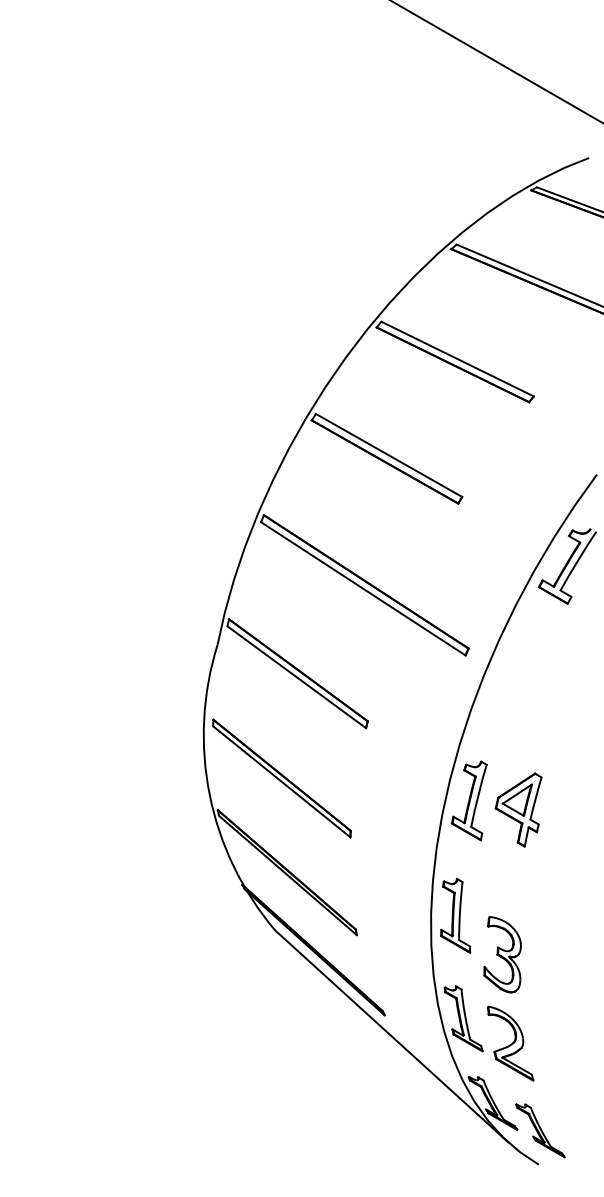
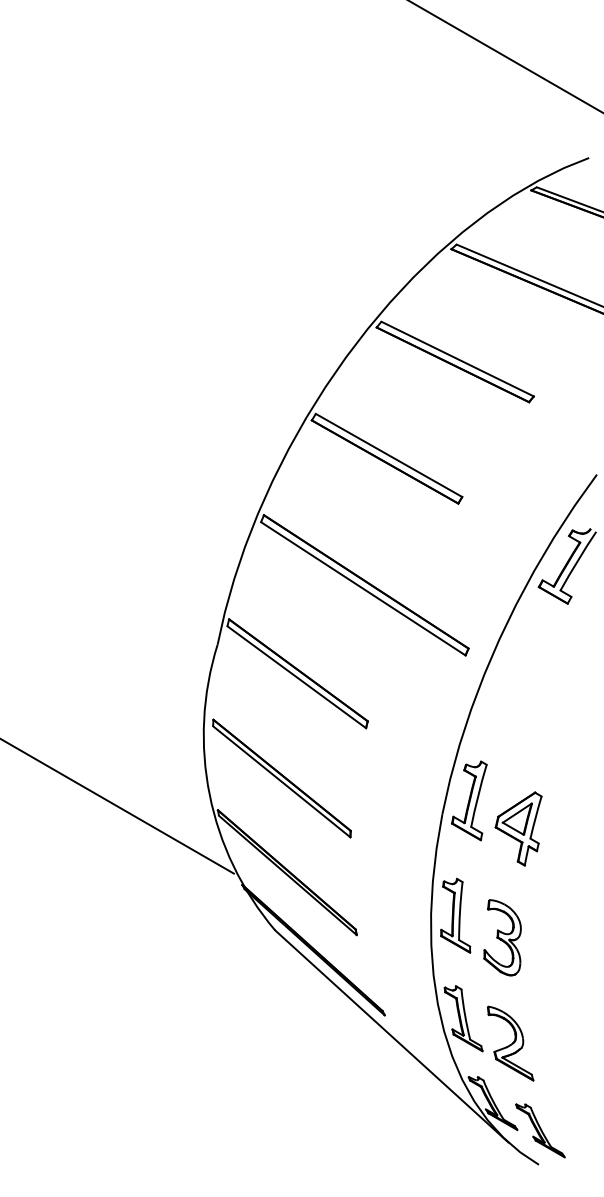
line position: (496, 61) -> (505, 56) (505, 56)
line: none -> present (117, 806)
part position: (518, 809) -> (518, 828) (518, 828)
part position: (502, 954) -> (502, 937) (502, 937)
